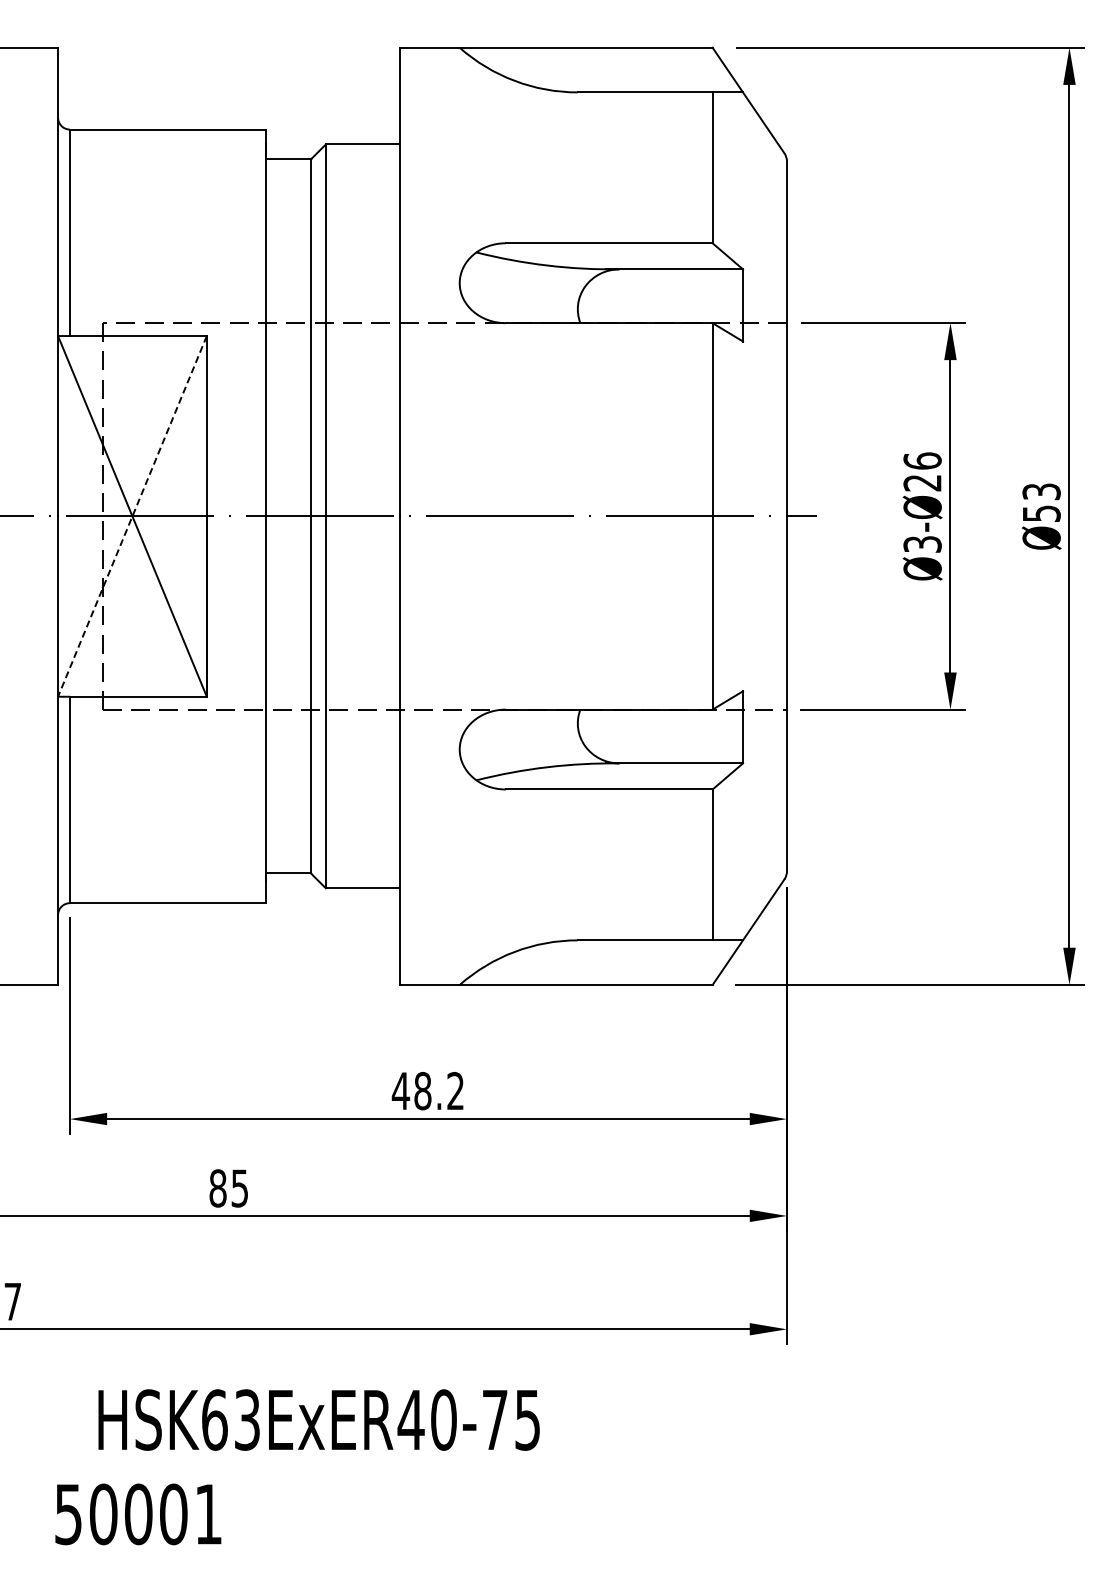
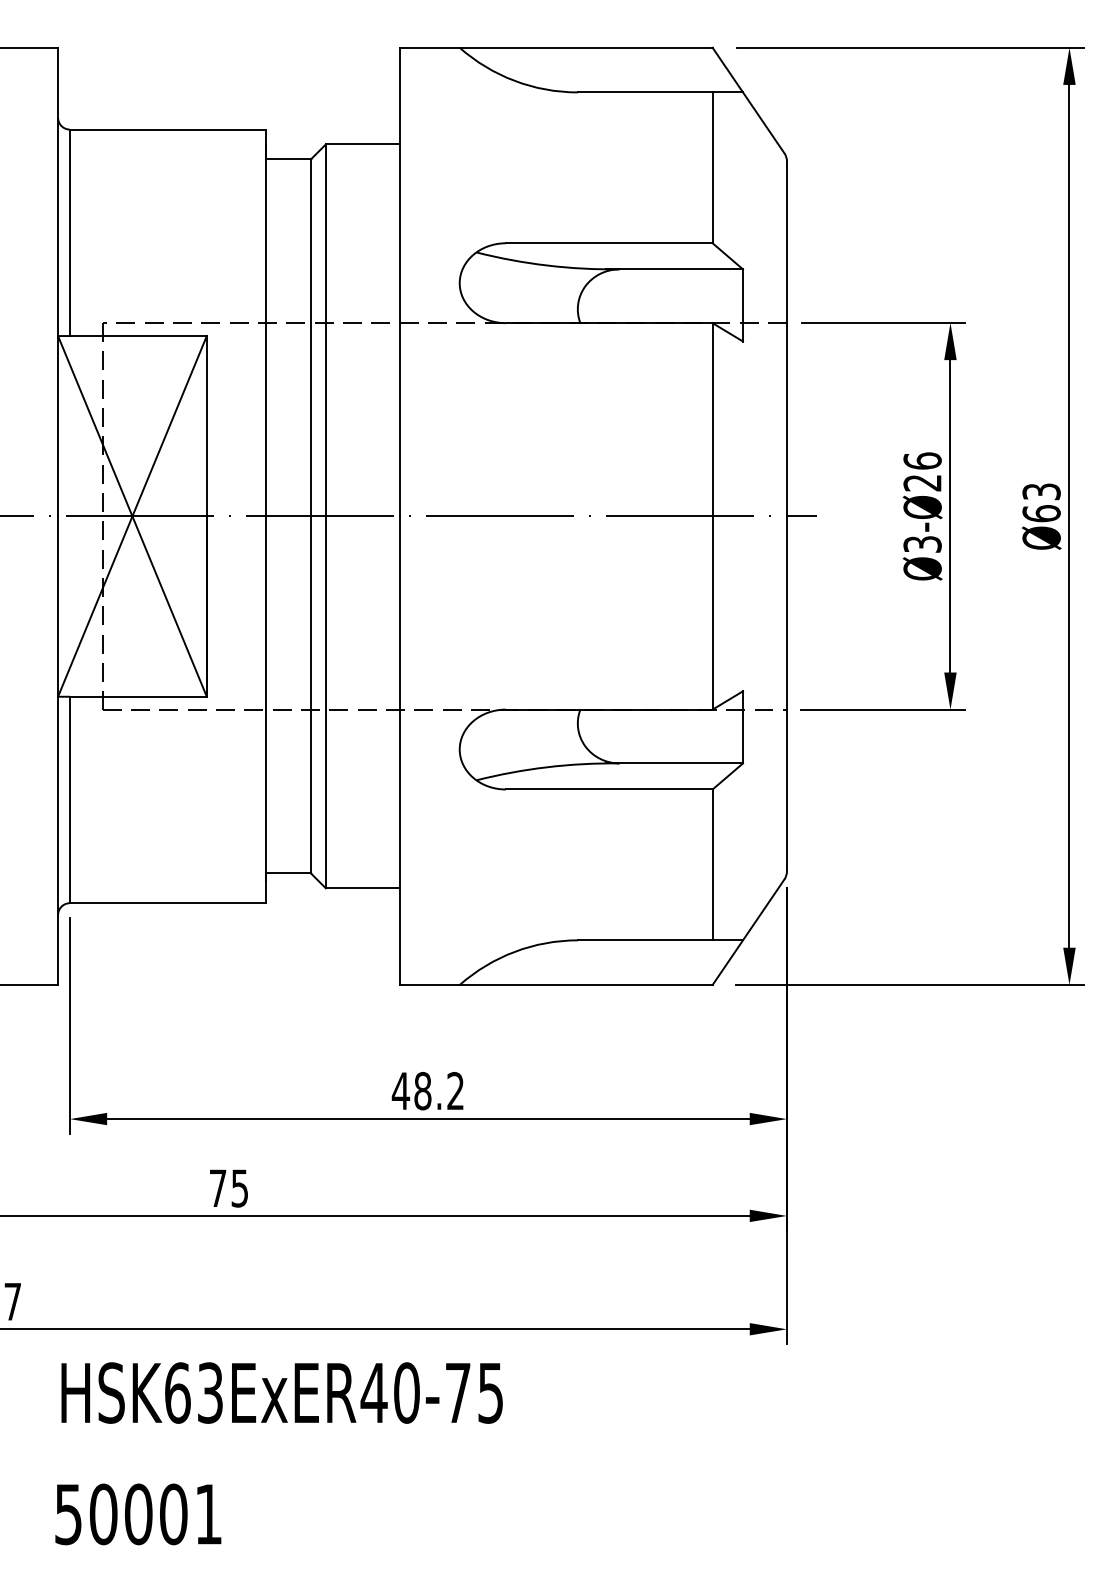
text: 53 -> 63 (1041, 513)
line: dashed -> solid (132, 516)
text: 85 -> 75 (217, 1188)
text position: (318, 1419) -> (281, 1392) (281, 1392)
